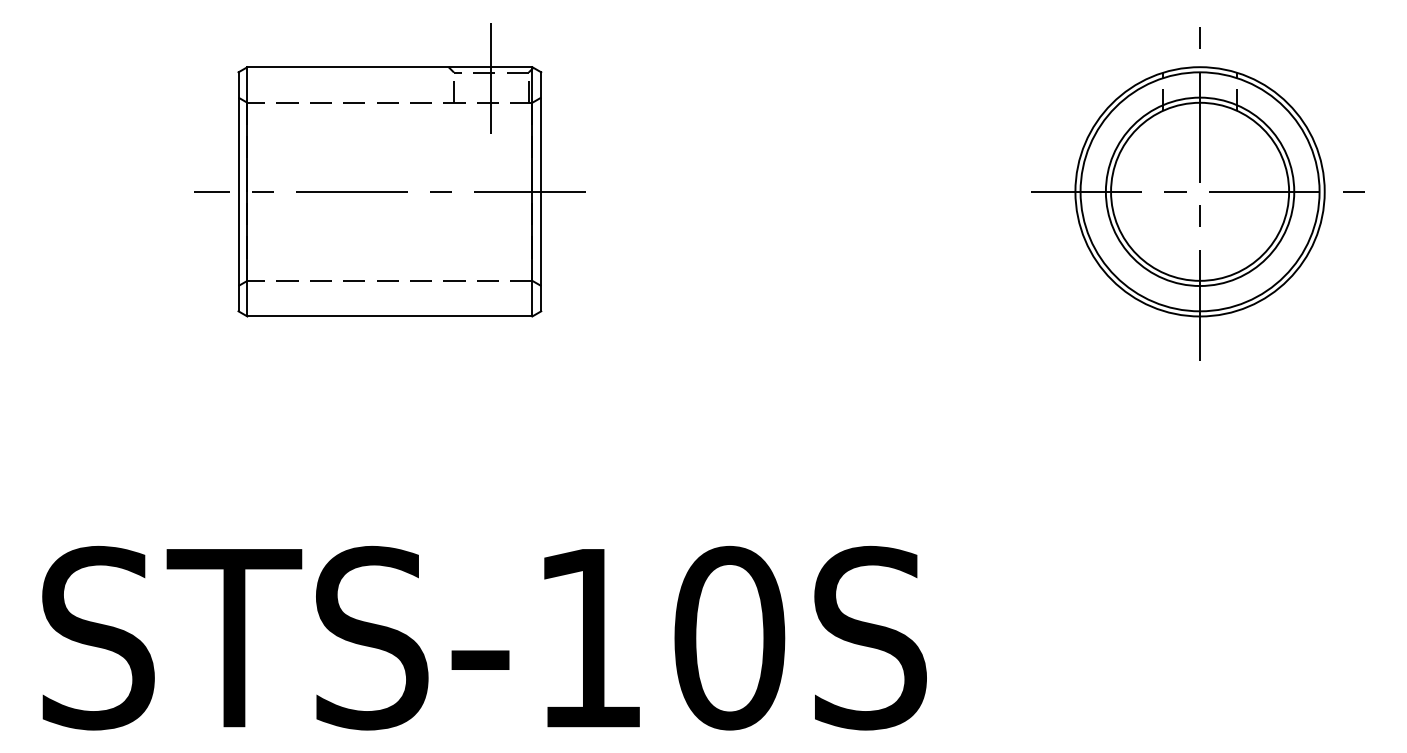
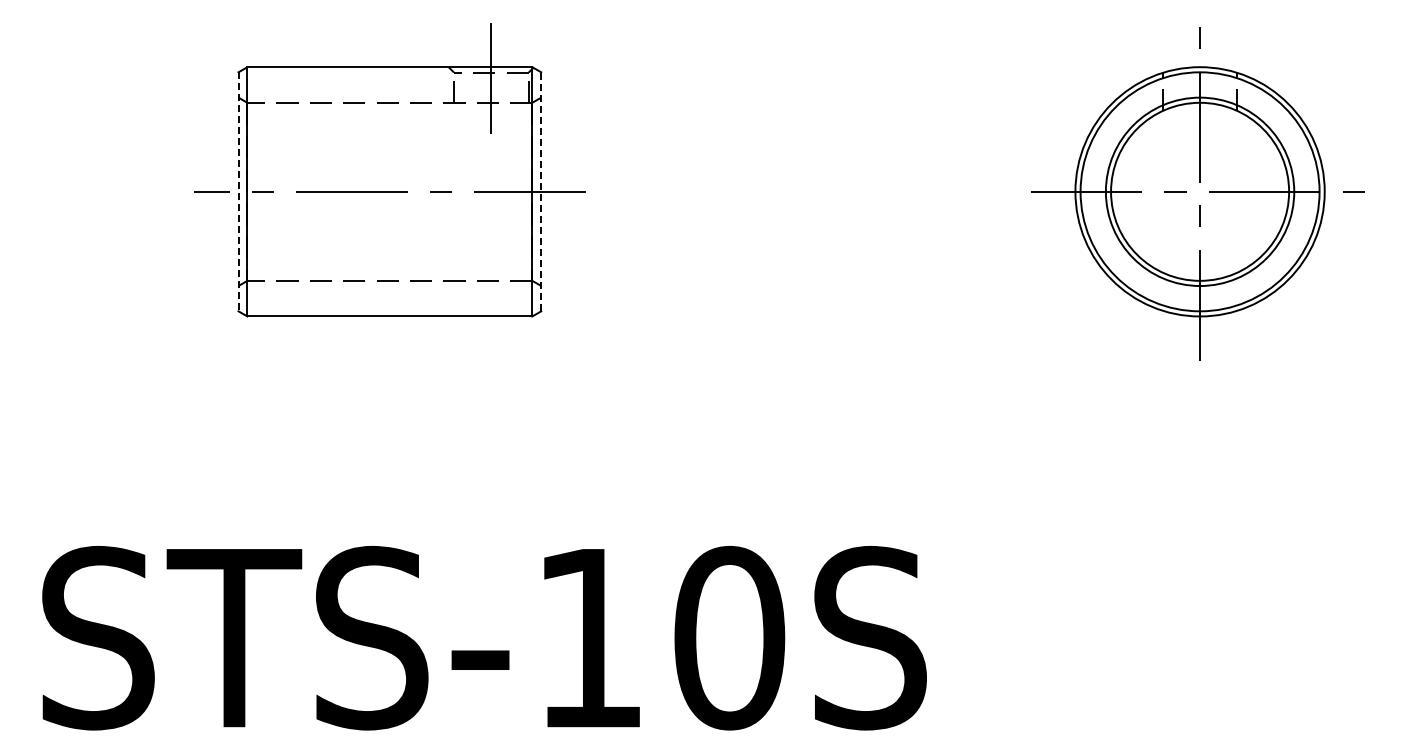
line: solid -> dashed (238, 191)
line: solid -> dashed (541, 191)
